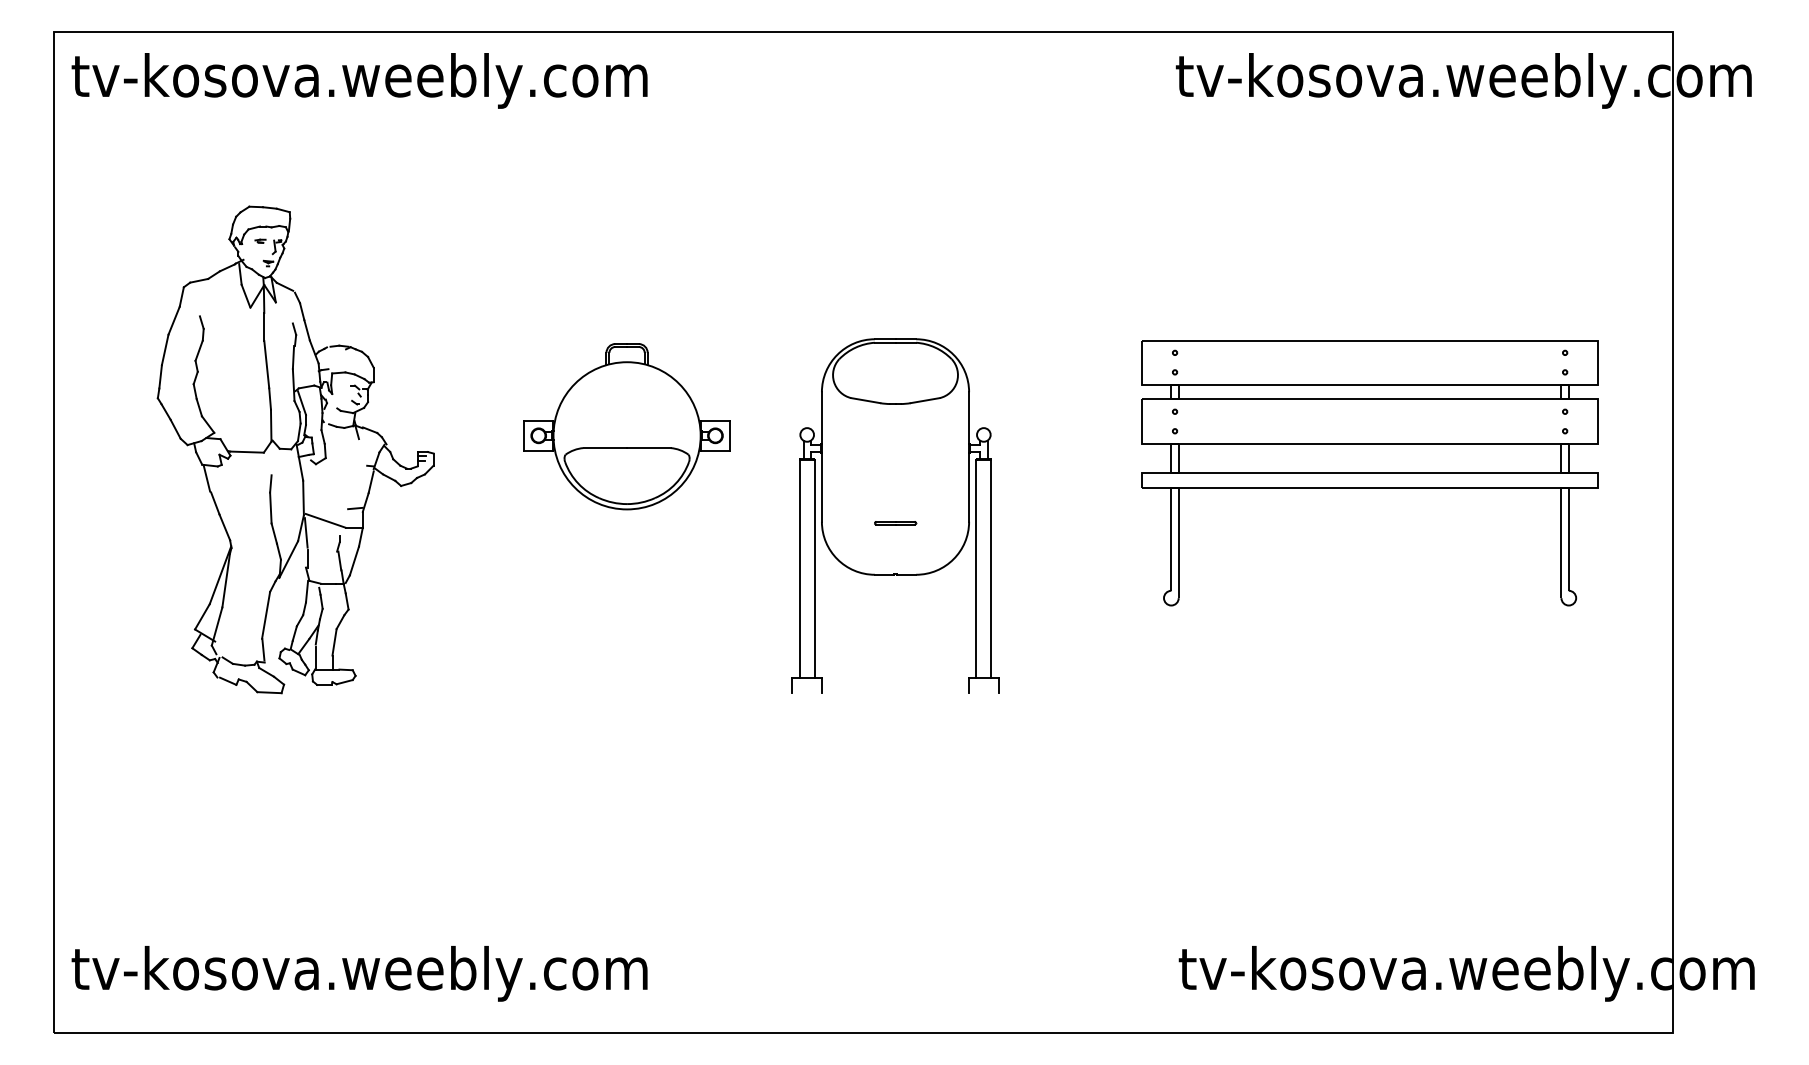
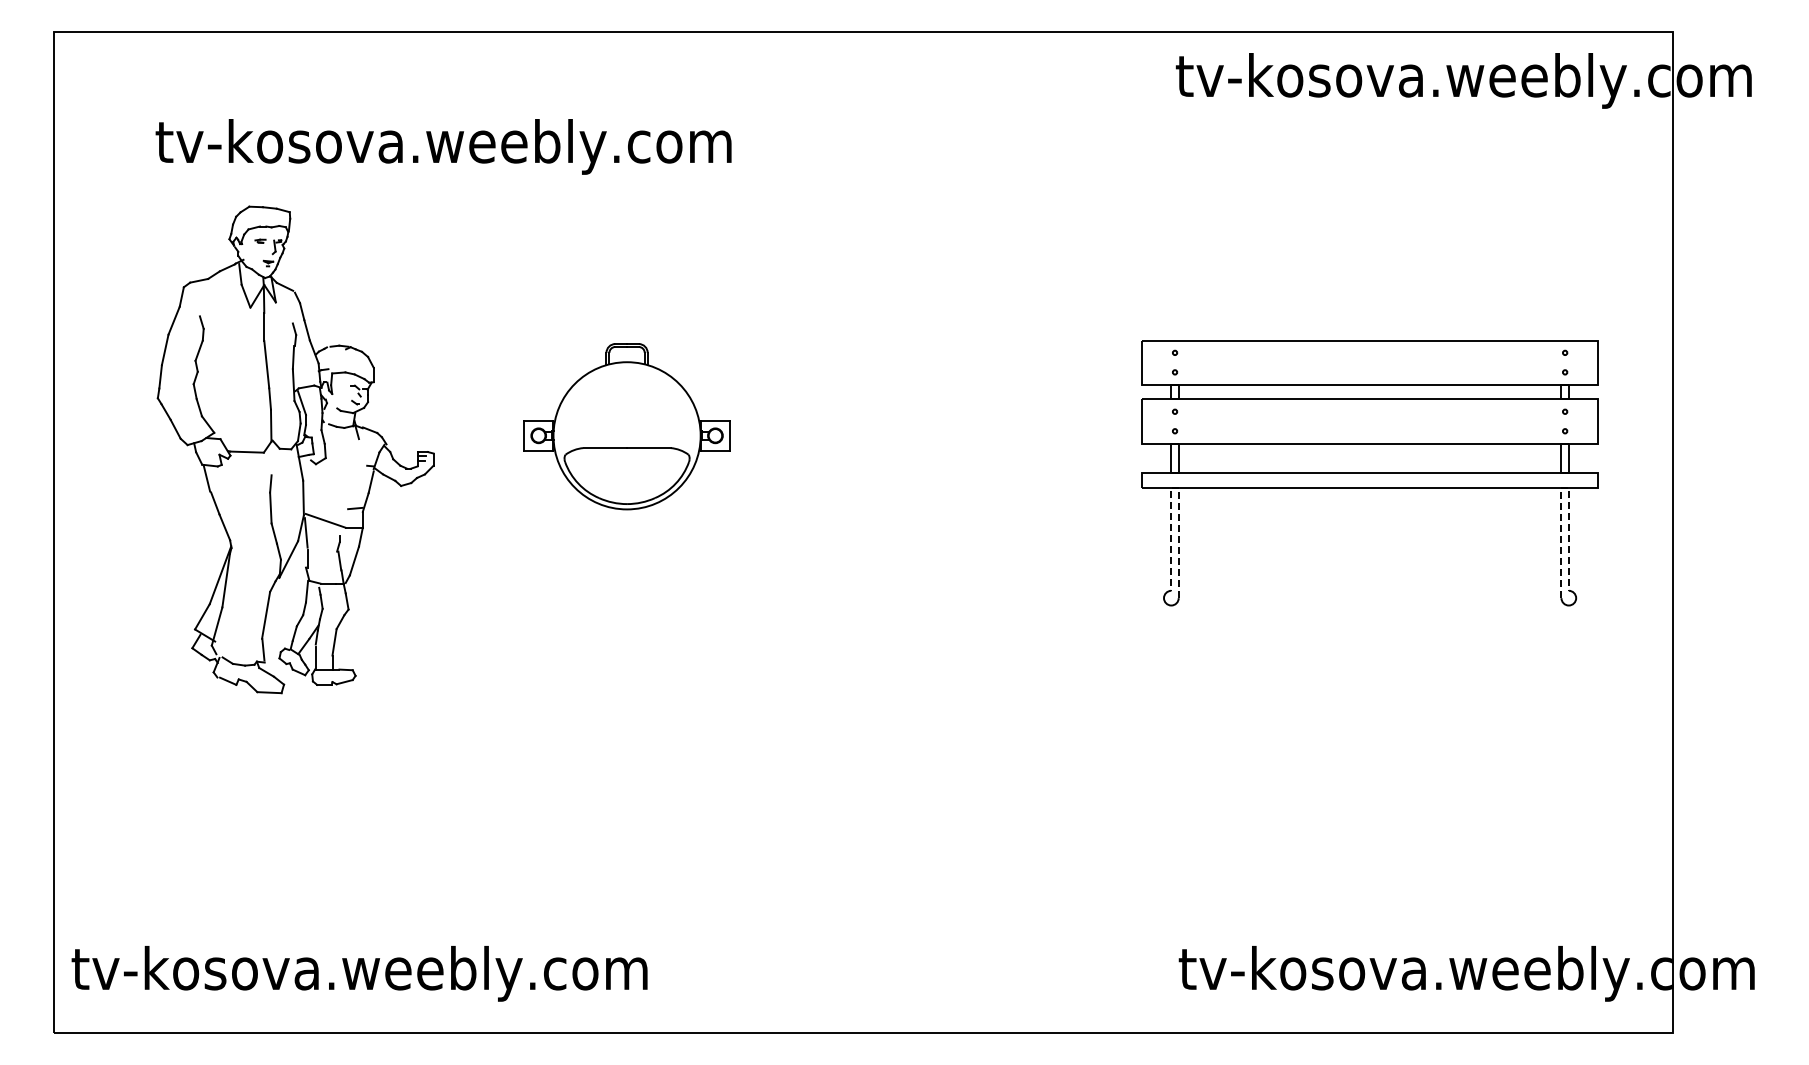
text position: (359, 80) -> (443, 146) (443, 146)
line: solid -> dashed (1177, 487)
line: solid -> dashed (1562, 487)
part: present -> none (895, 515)
